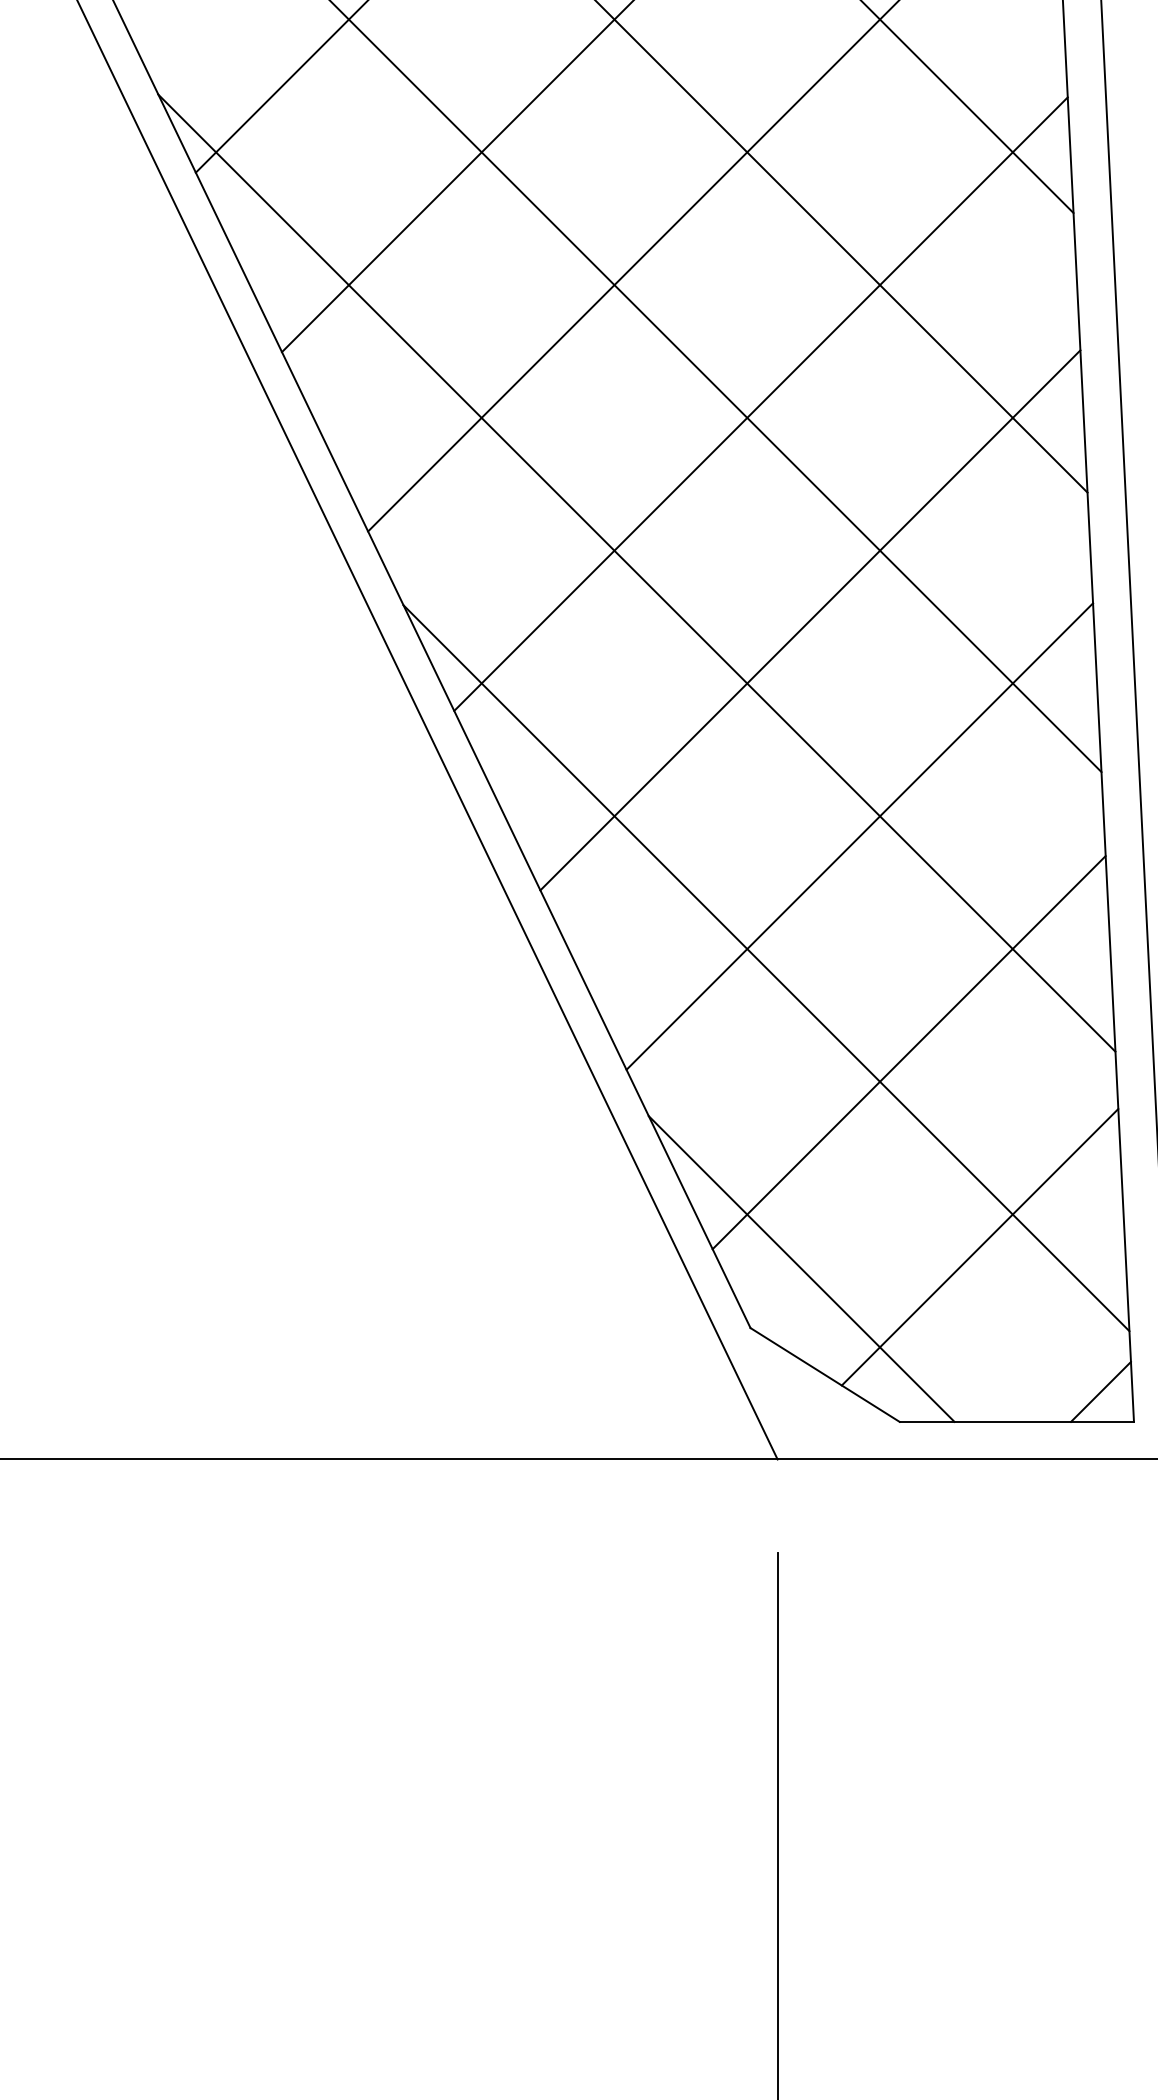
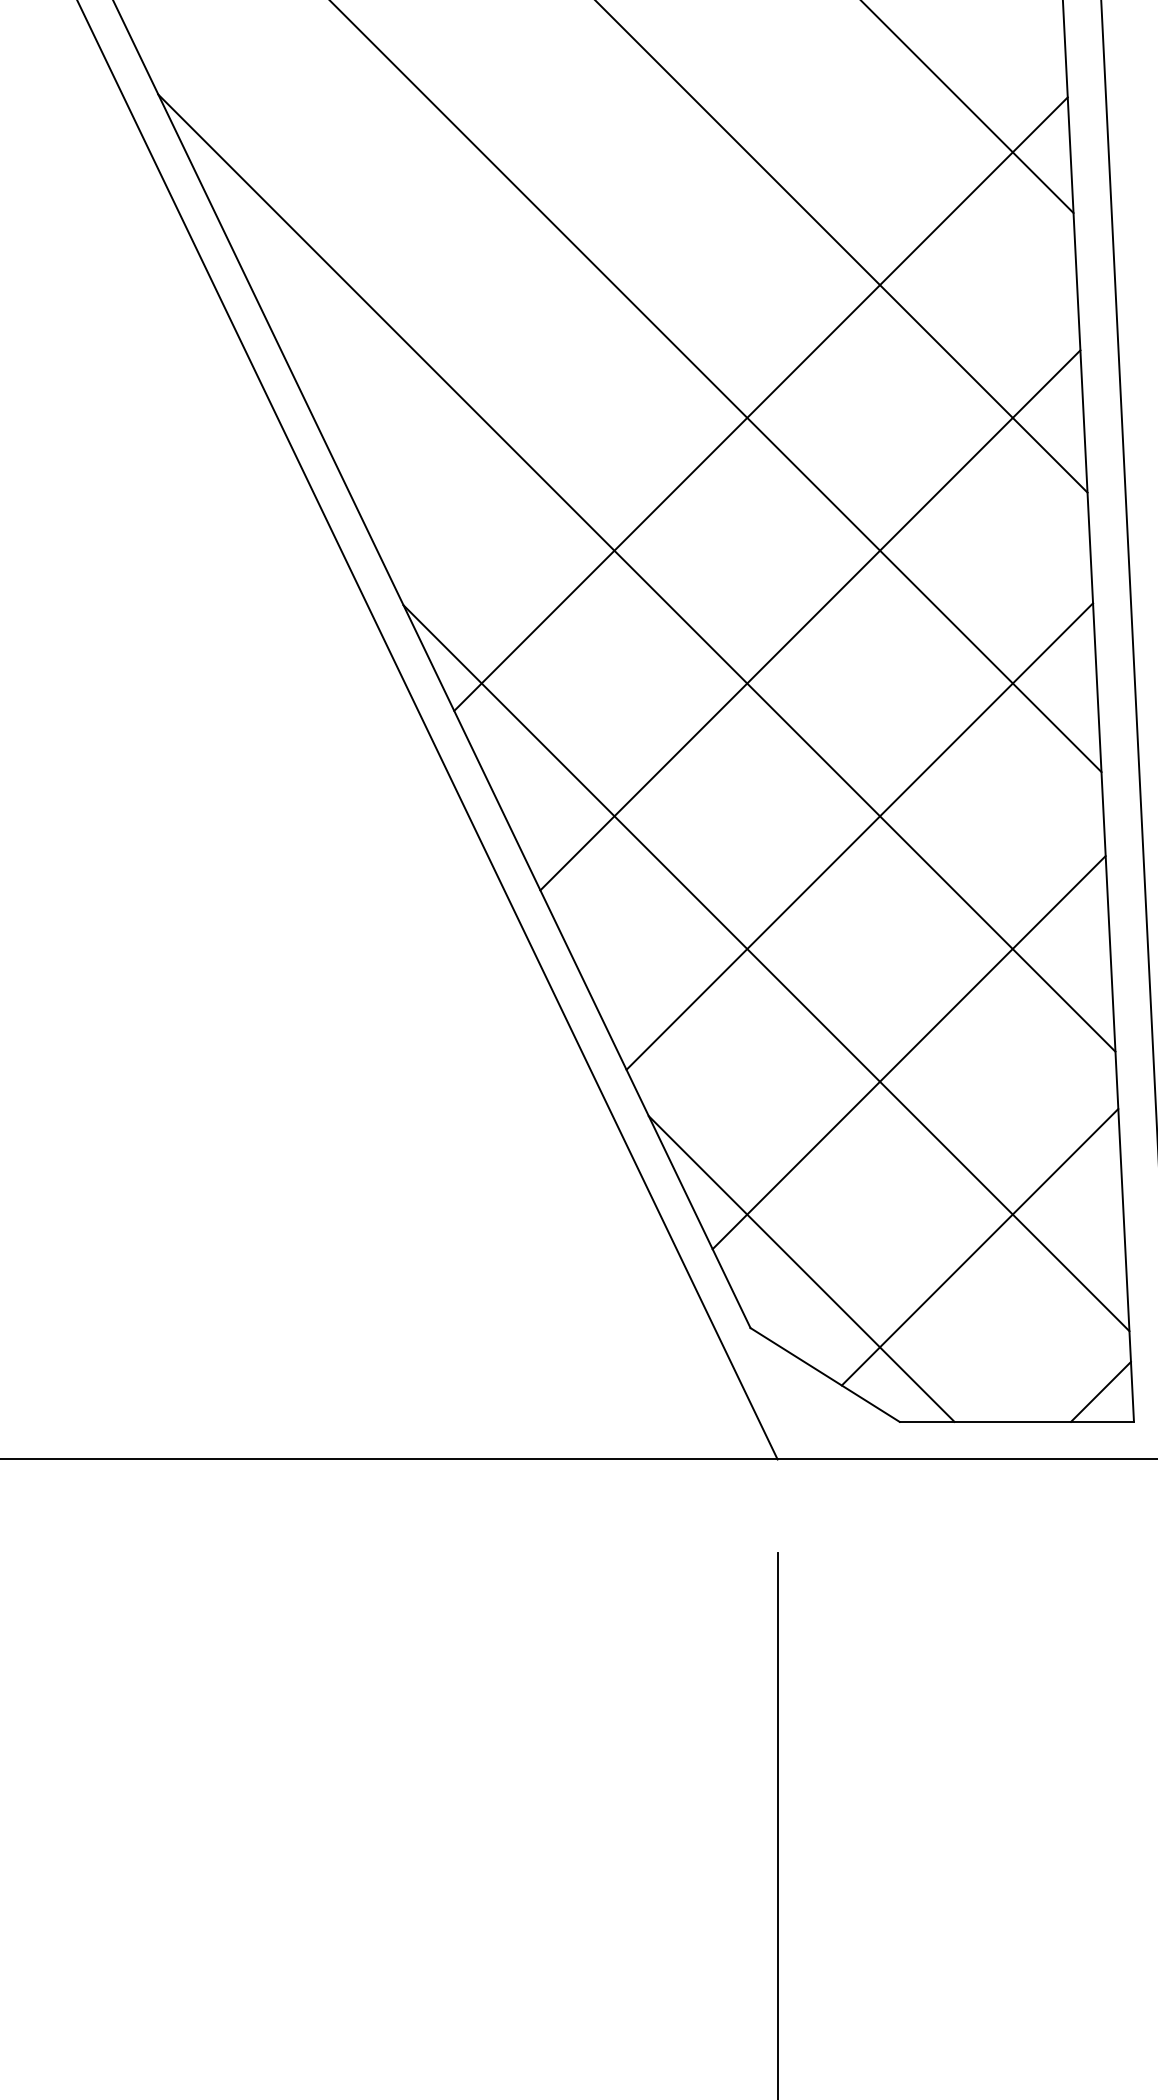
line: present -> none (280, 87)
line: present -> none (456, 177)
line: present -> none (632, 266)
